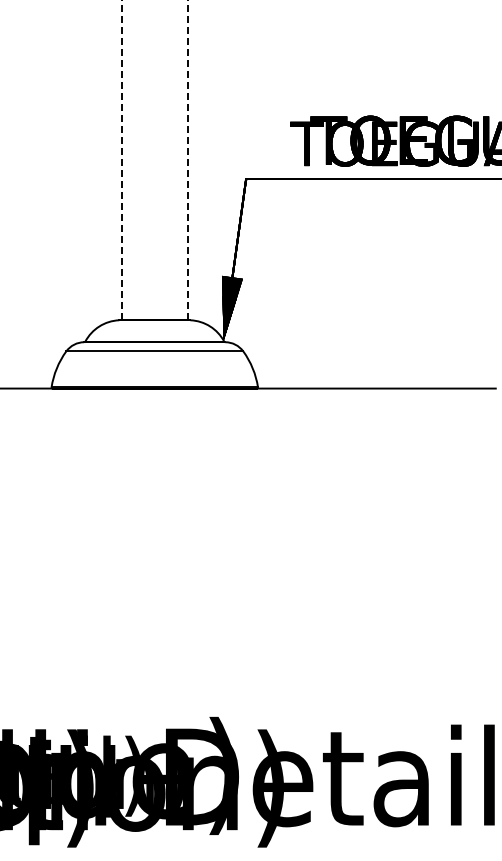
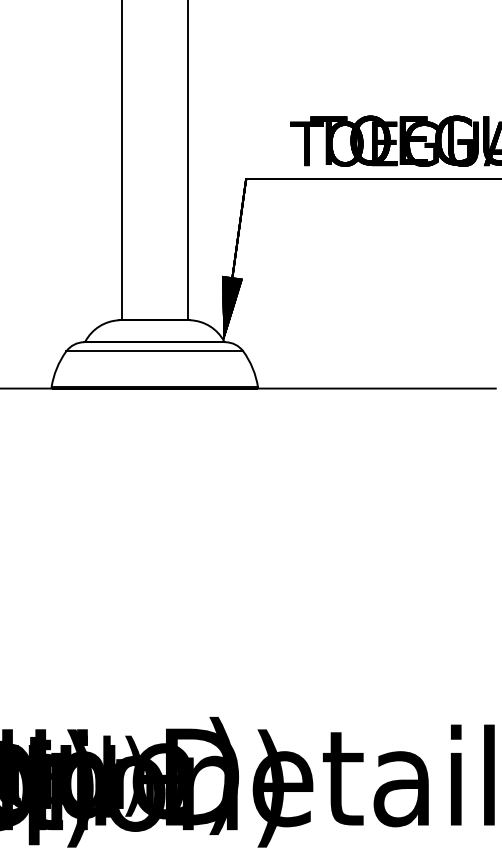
line: dashed -> solid (121, 160)
line: dashed -> solid (187, 160)
